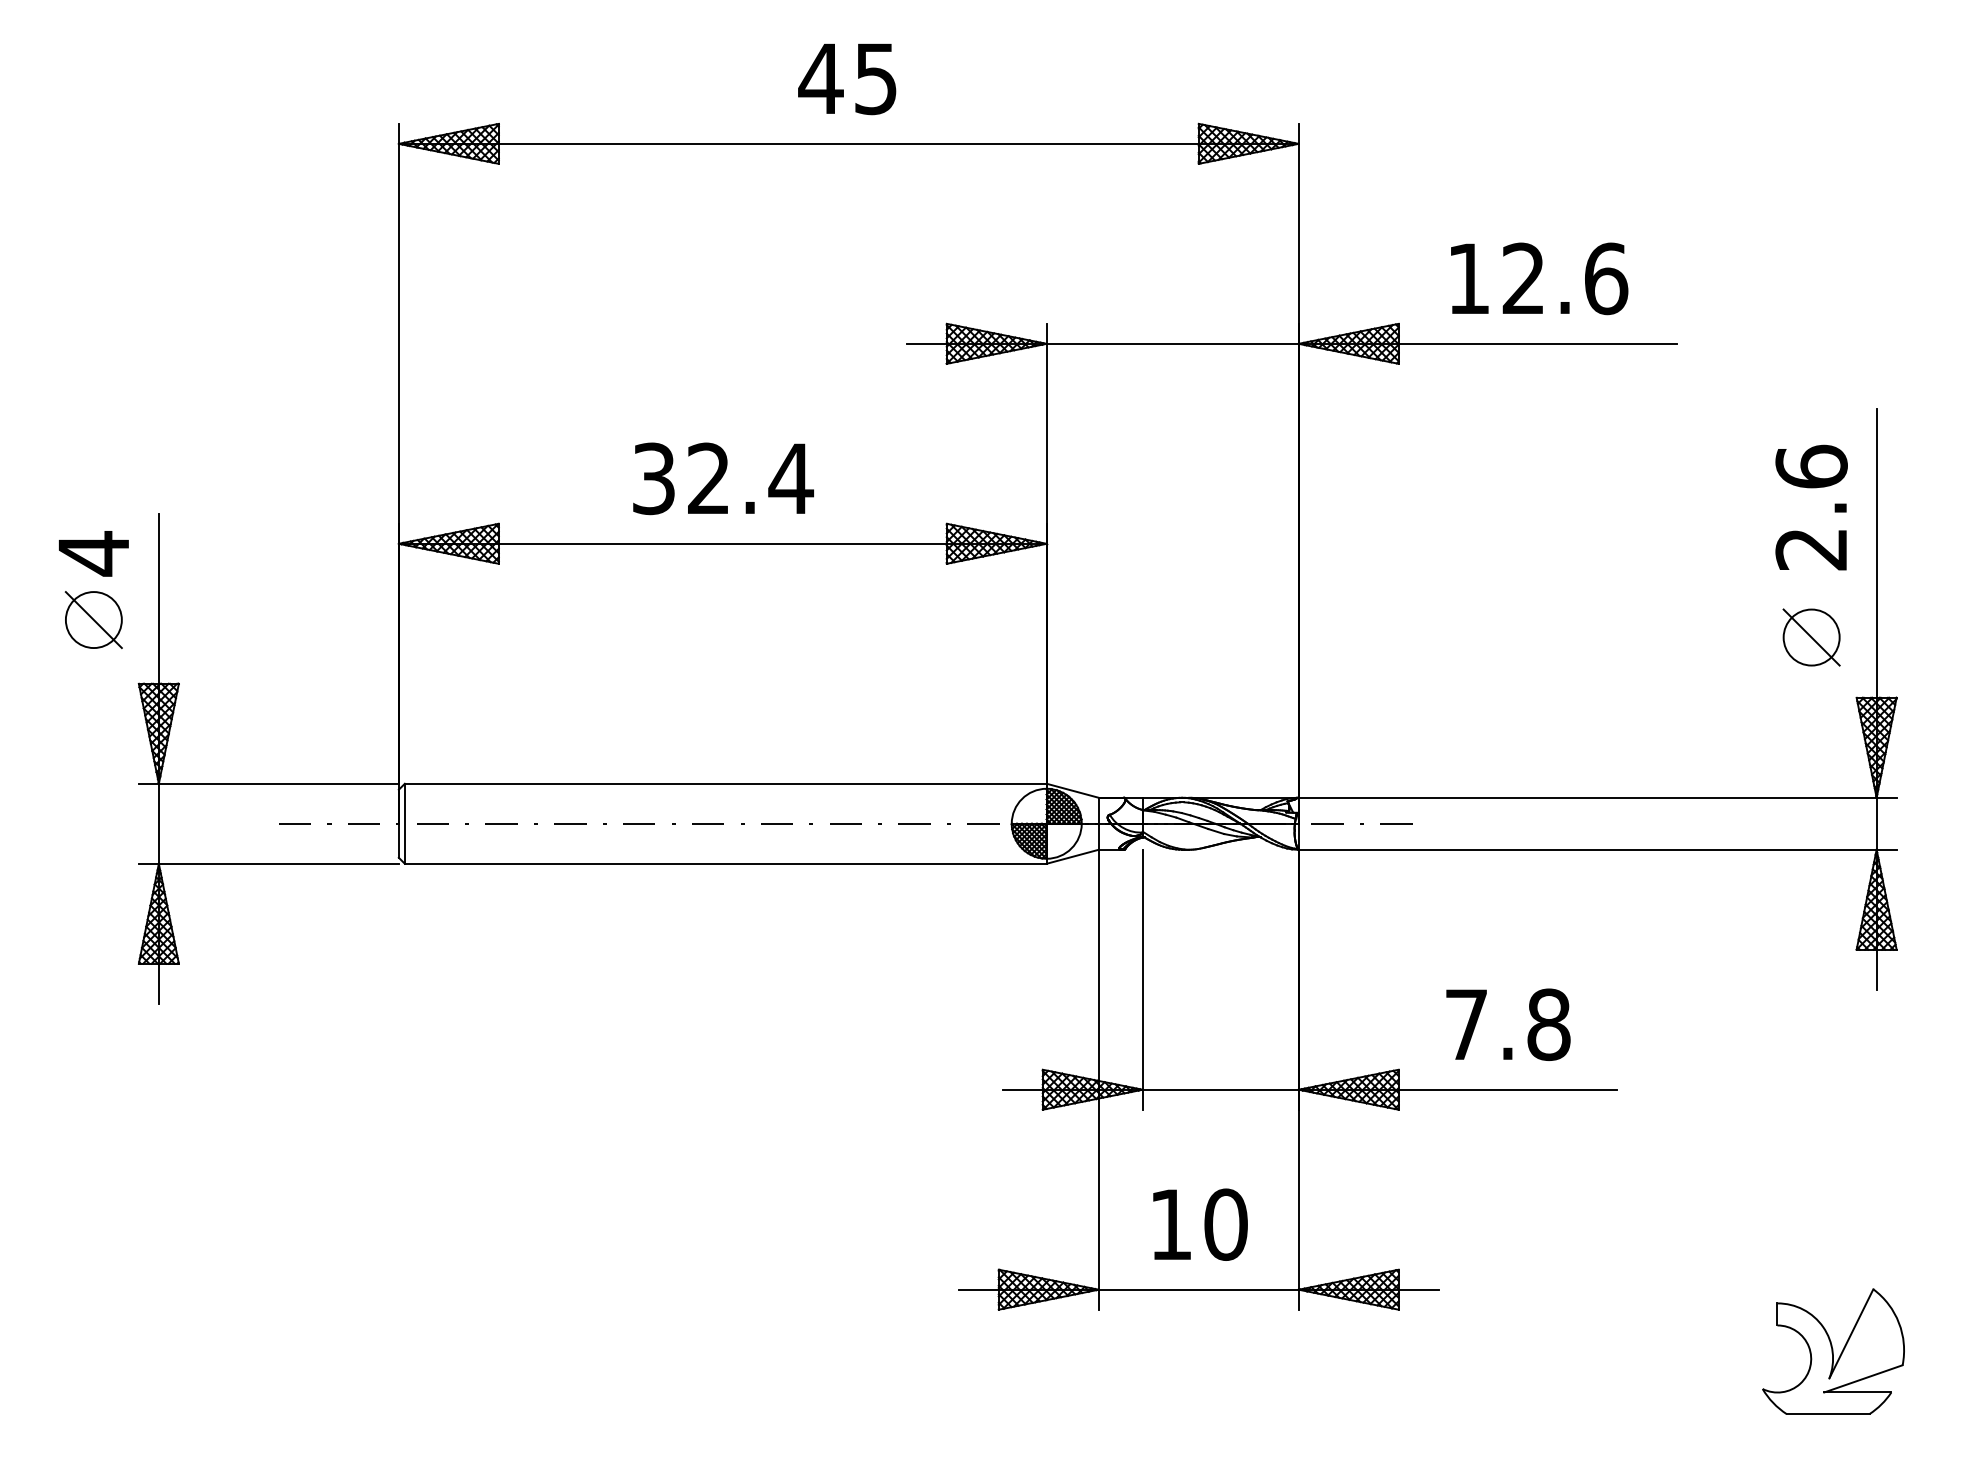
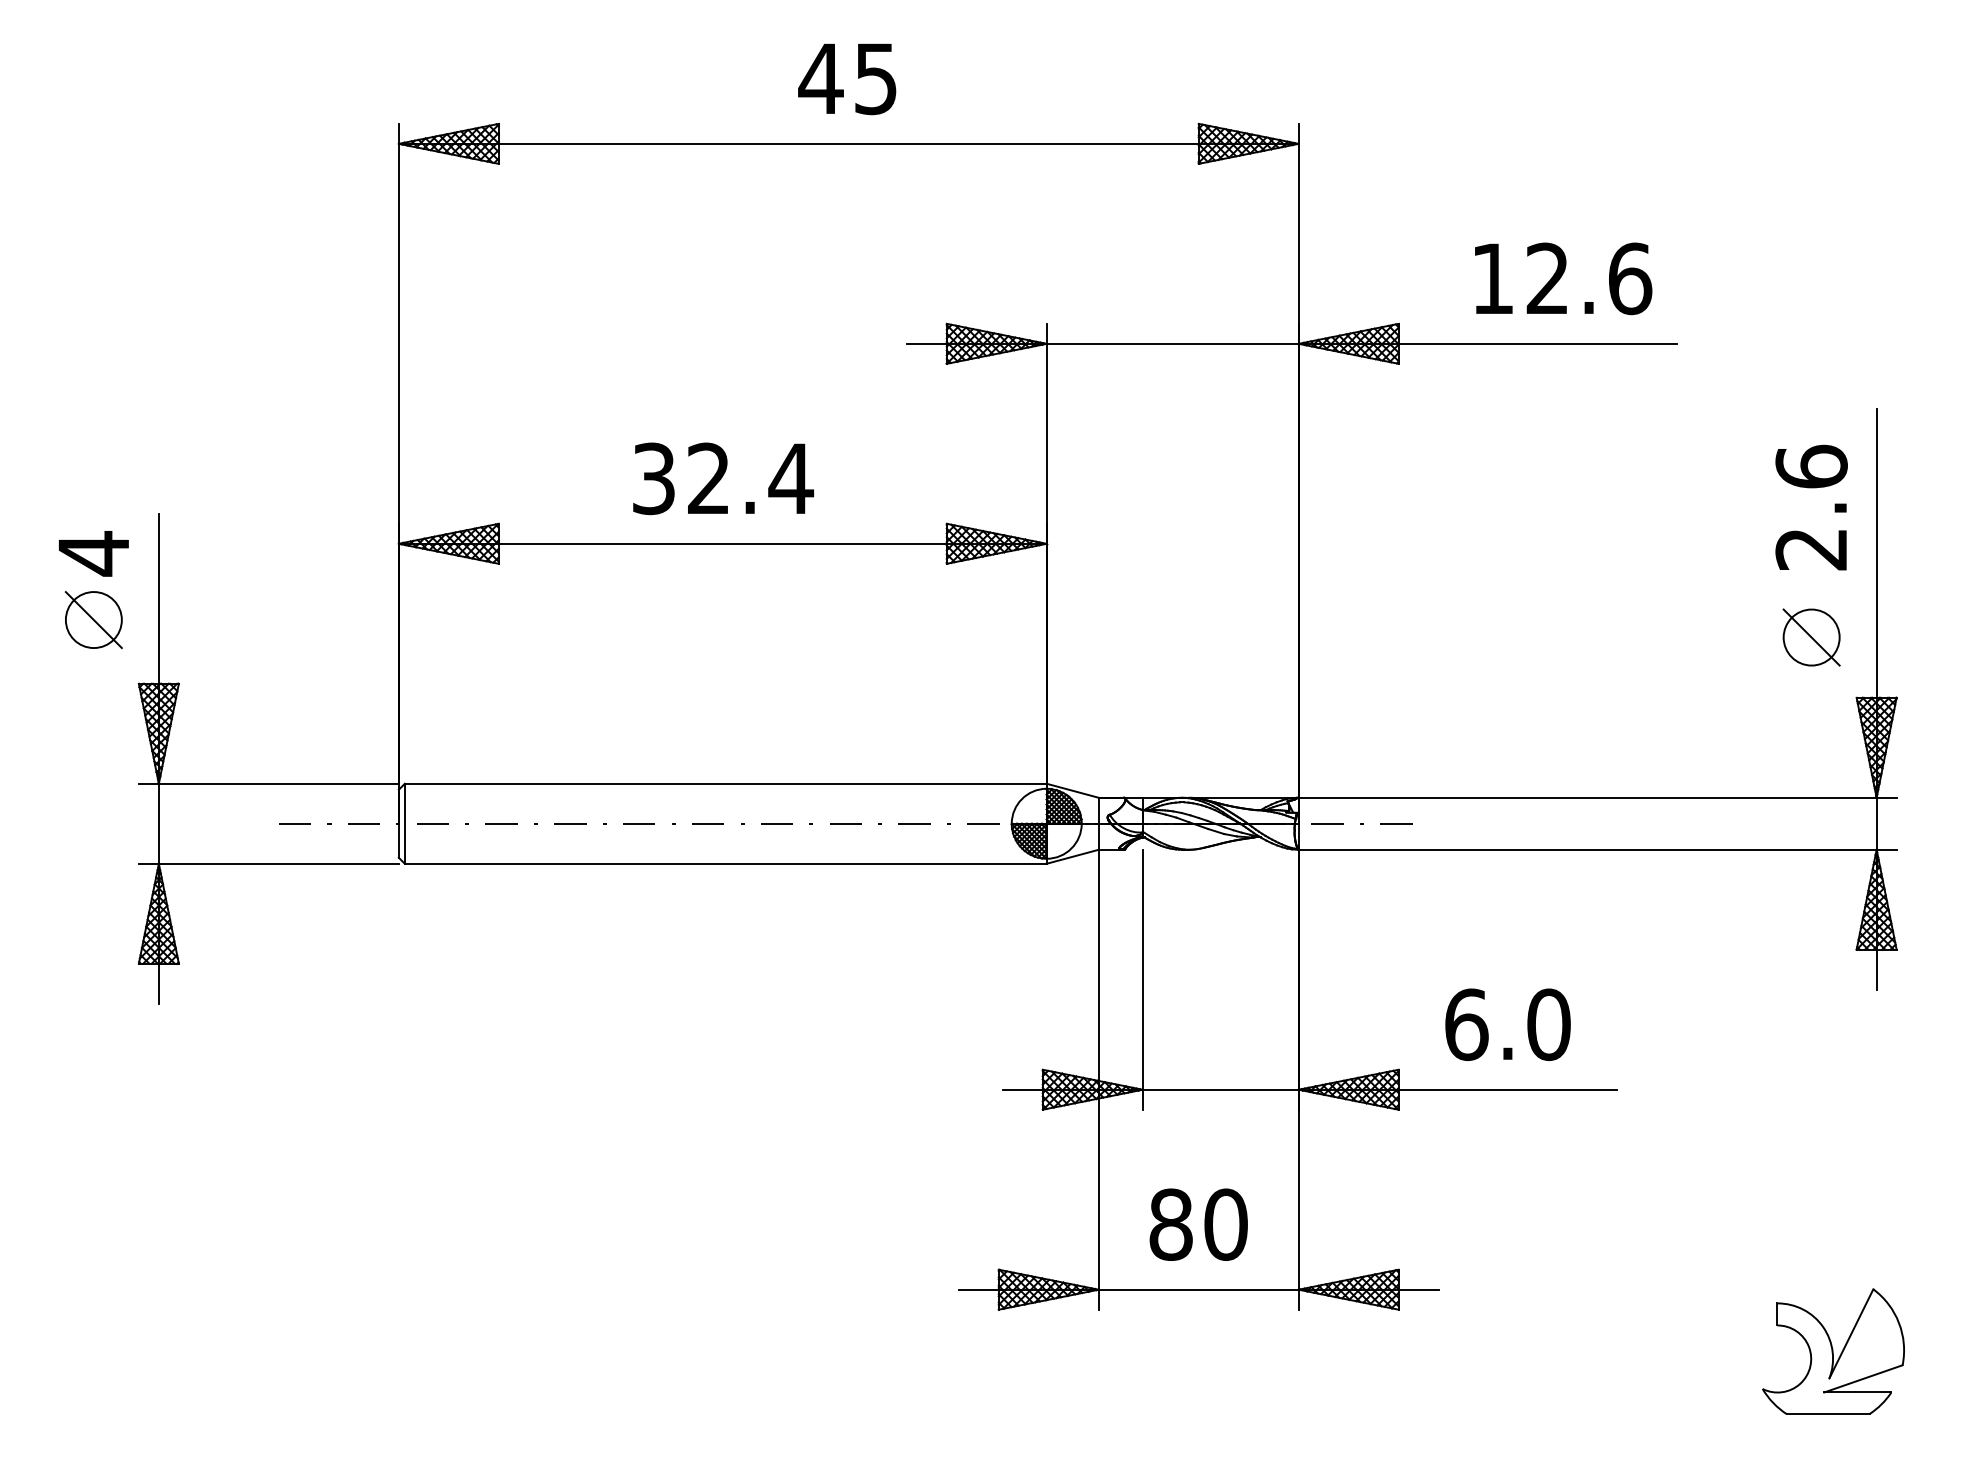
text position: (1539, 278) -> (1563, 278) (1563, 278)
text: 7.8 -> 6.0 (1507, 1024)
text: 10 -> 80 (1170, 1224)
